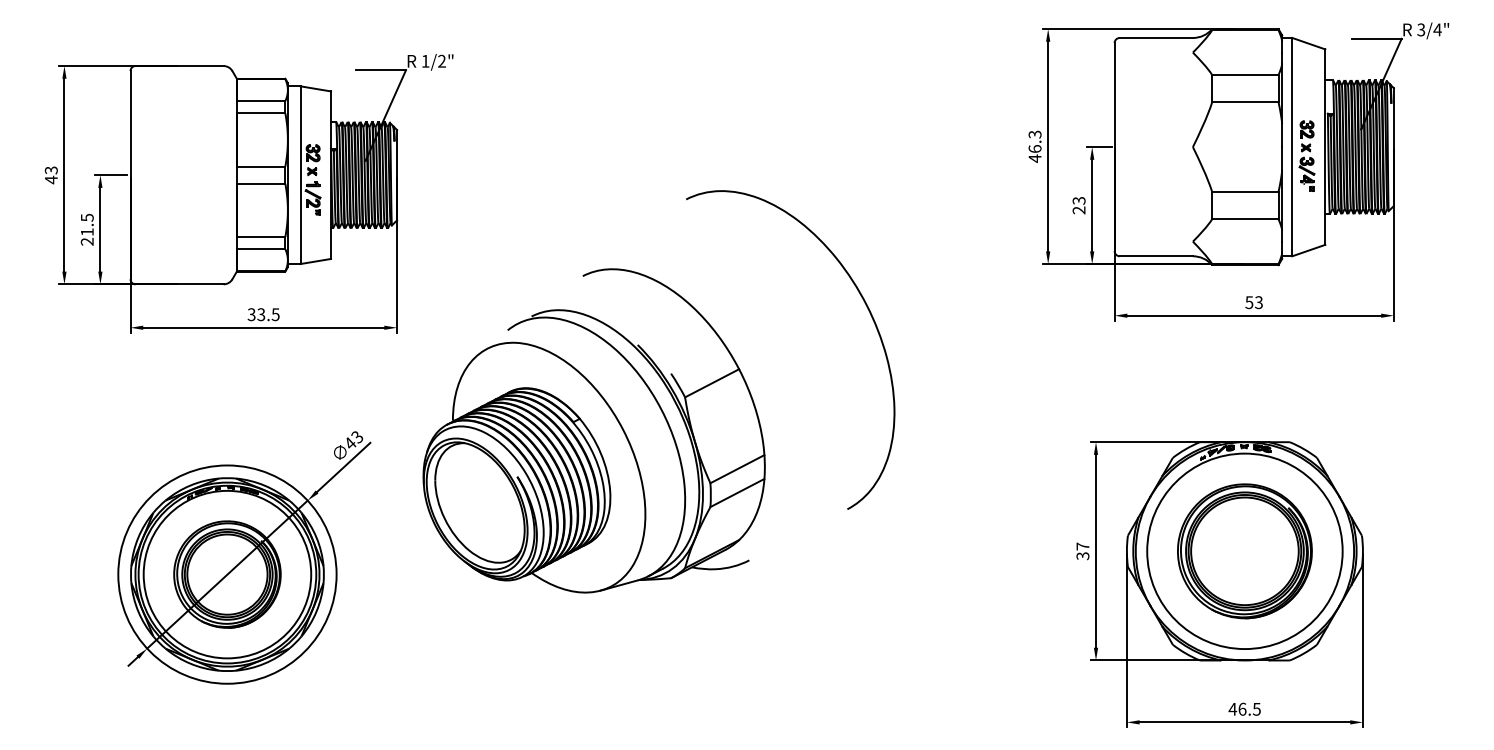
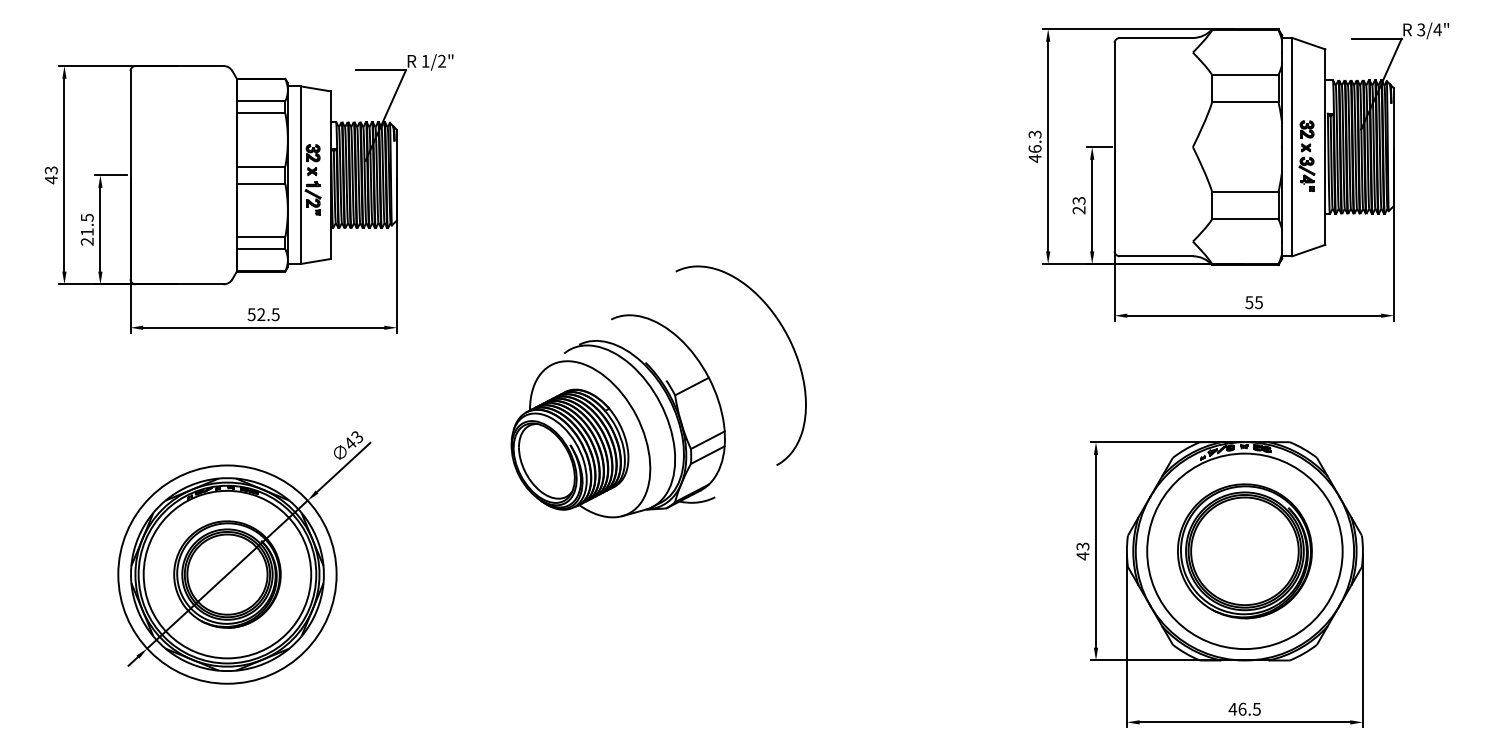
text: 53 -> 55 (1258, 302)
text: 33.5 -> 52.5 (256, 314)
part size: 474x404 px -> 297x254 px (658, 391)
text: 37 -> 43 (1082, 551)
